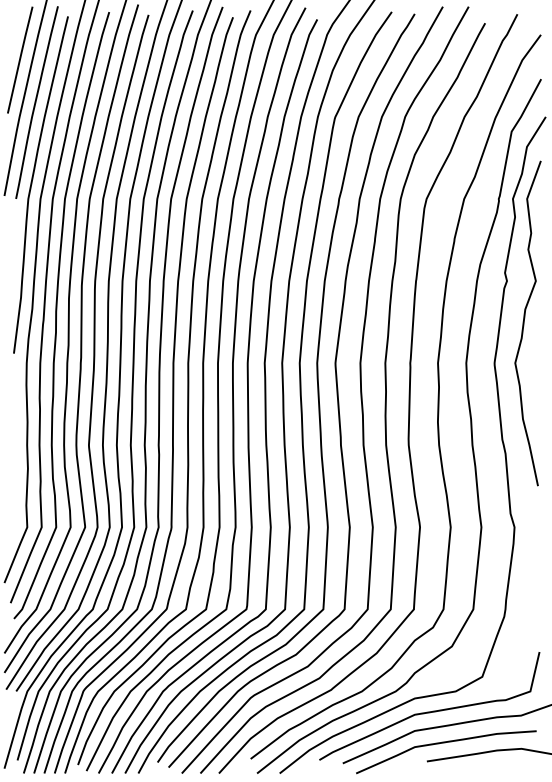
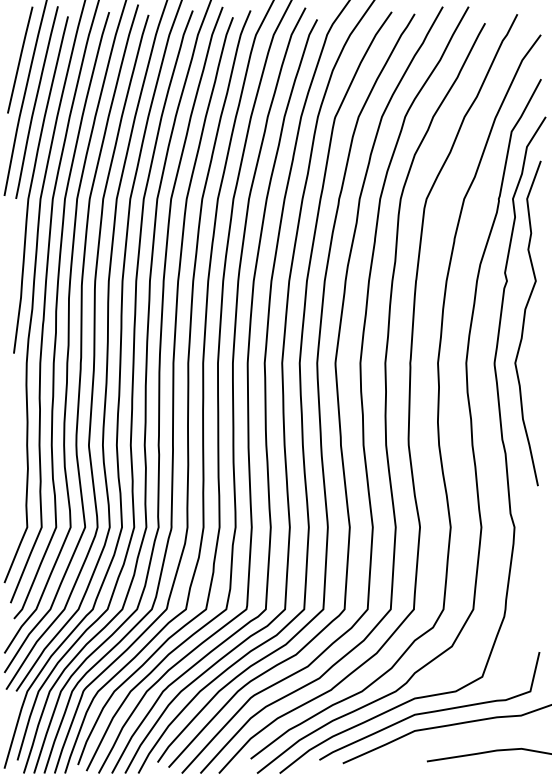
curve: present -> none (445, 743)
